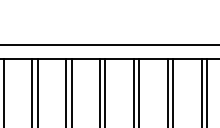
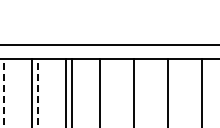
line: present -> none (105, 91)
line: present -> none (139, 91)
line: present -> none (173, 91)
line: present -> none (207, 91)
line: solid -> dashed (3, 92)
line: solid -> dashed (37, 92)
